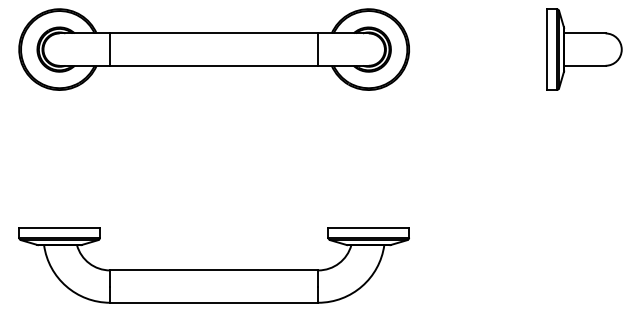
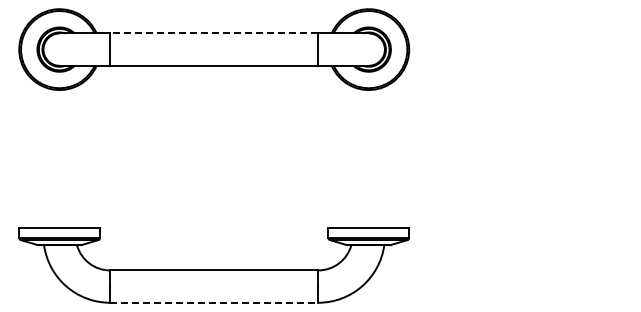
line: solid -> dashed (213, 33)
part: present -> none (584, 49)
line: solid -> dashed (214, 302)
